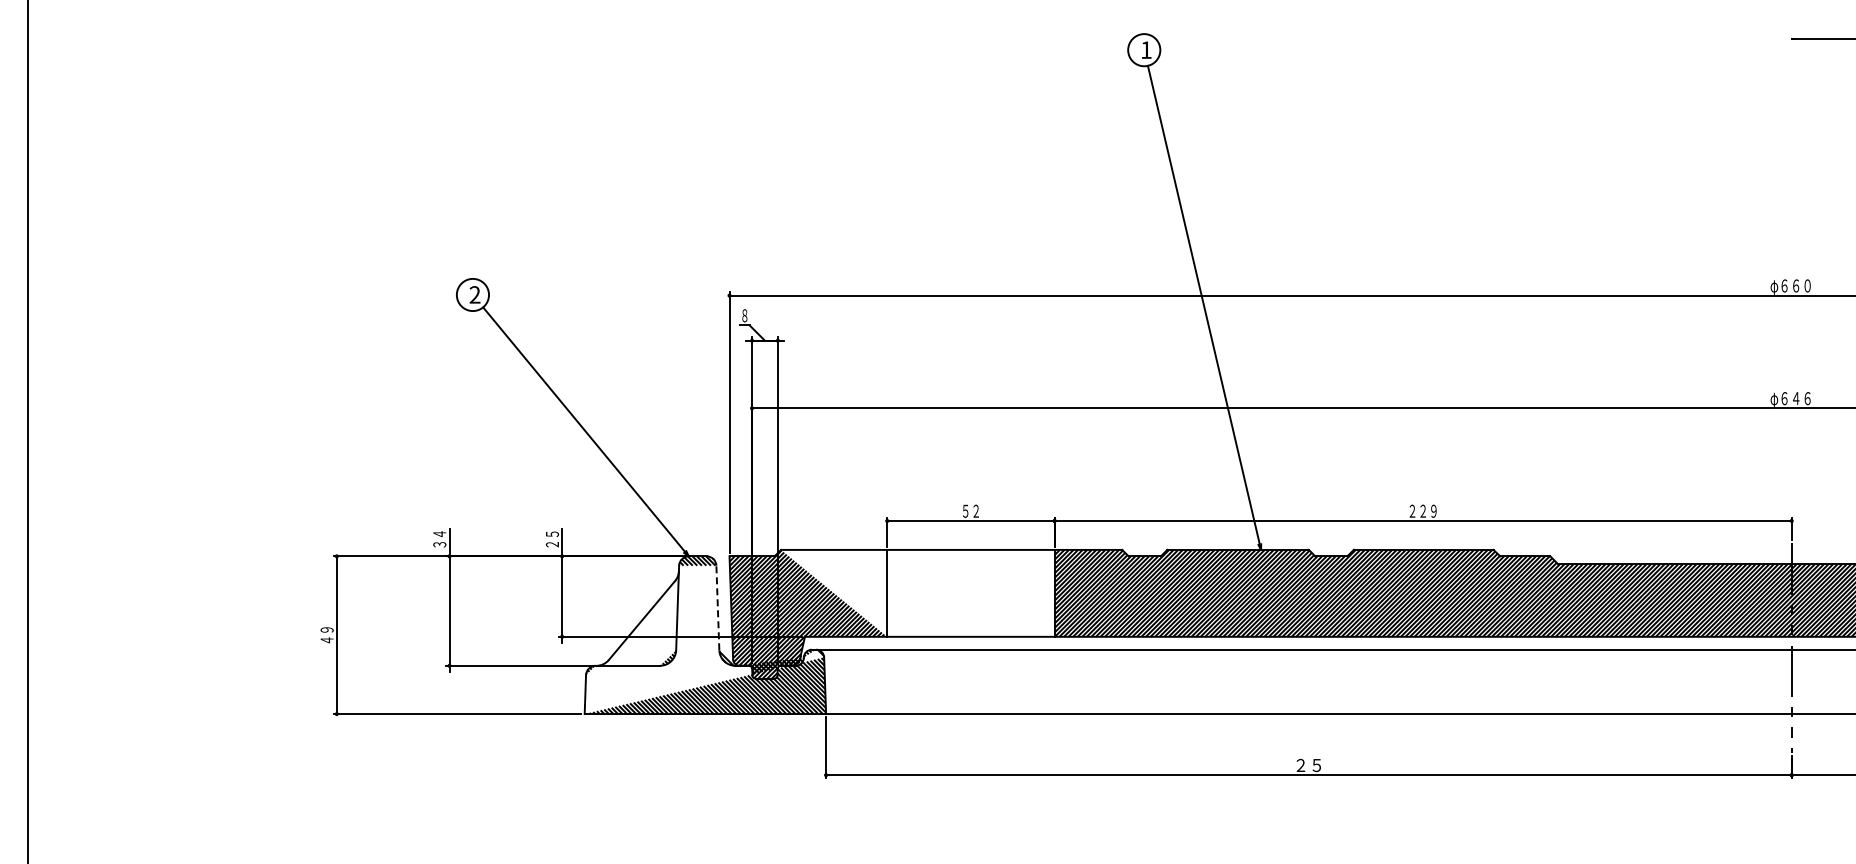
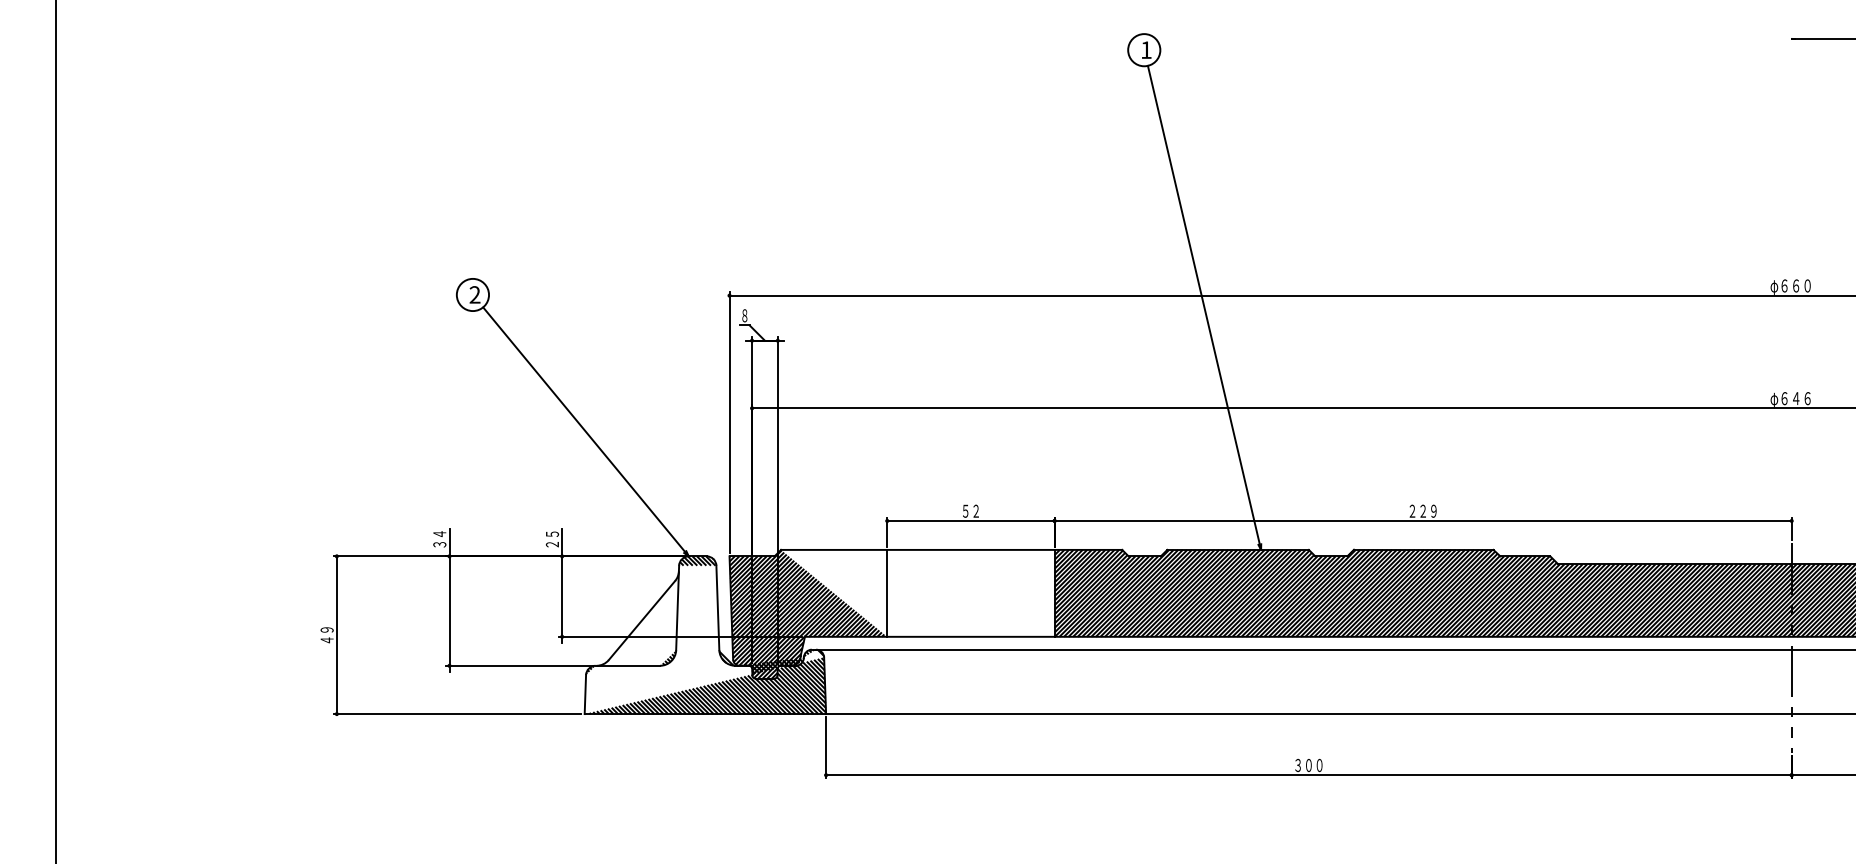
line position: (27, 431) -> (55, 431) (55, 431)
line: dashed -> solid (717, 607)
text: ２５ -> ３００ (1308, 765)
